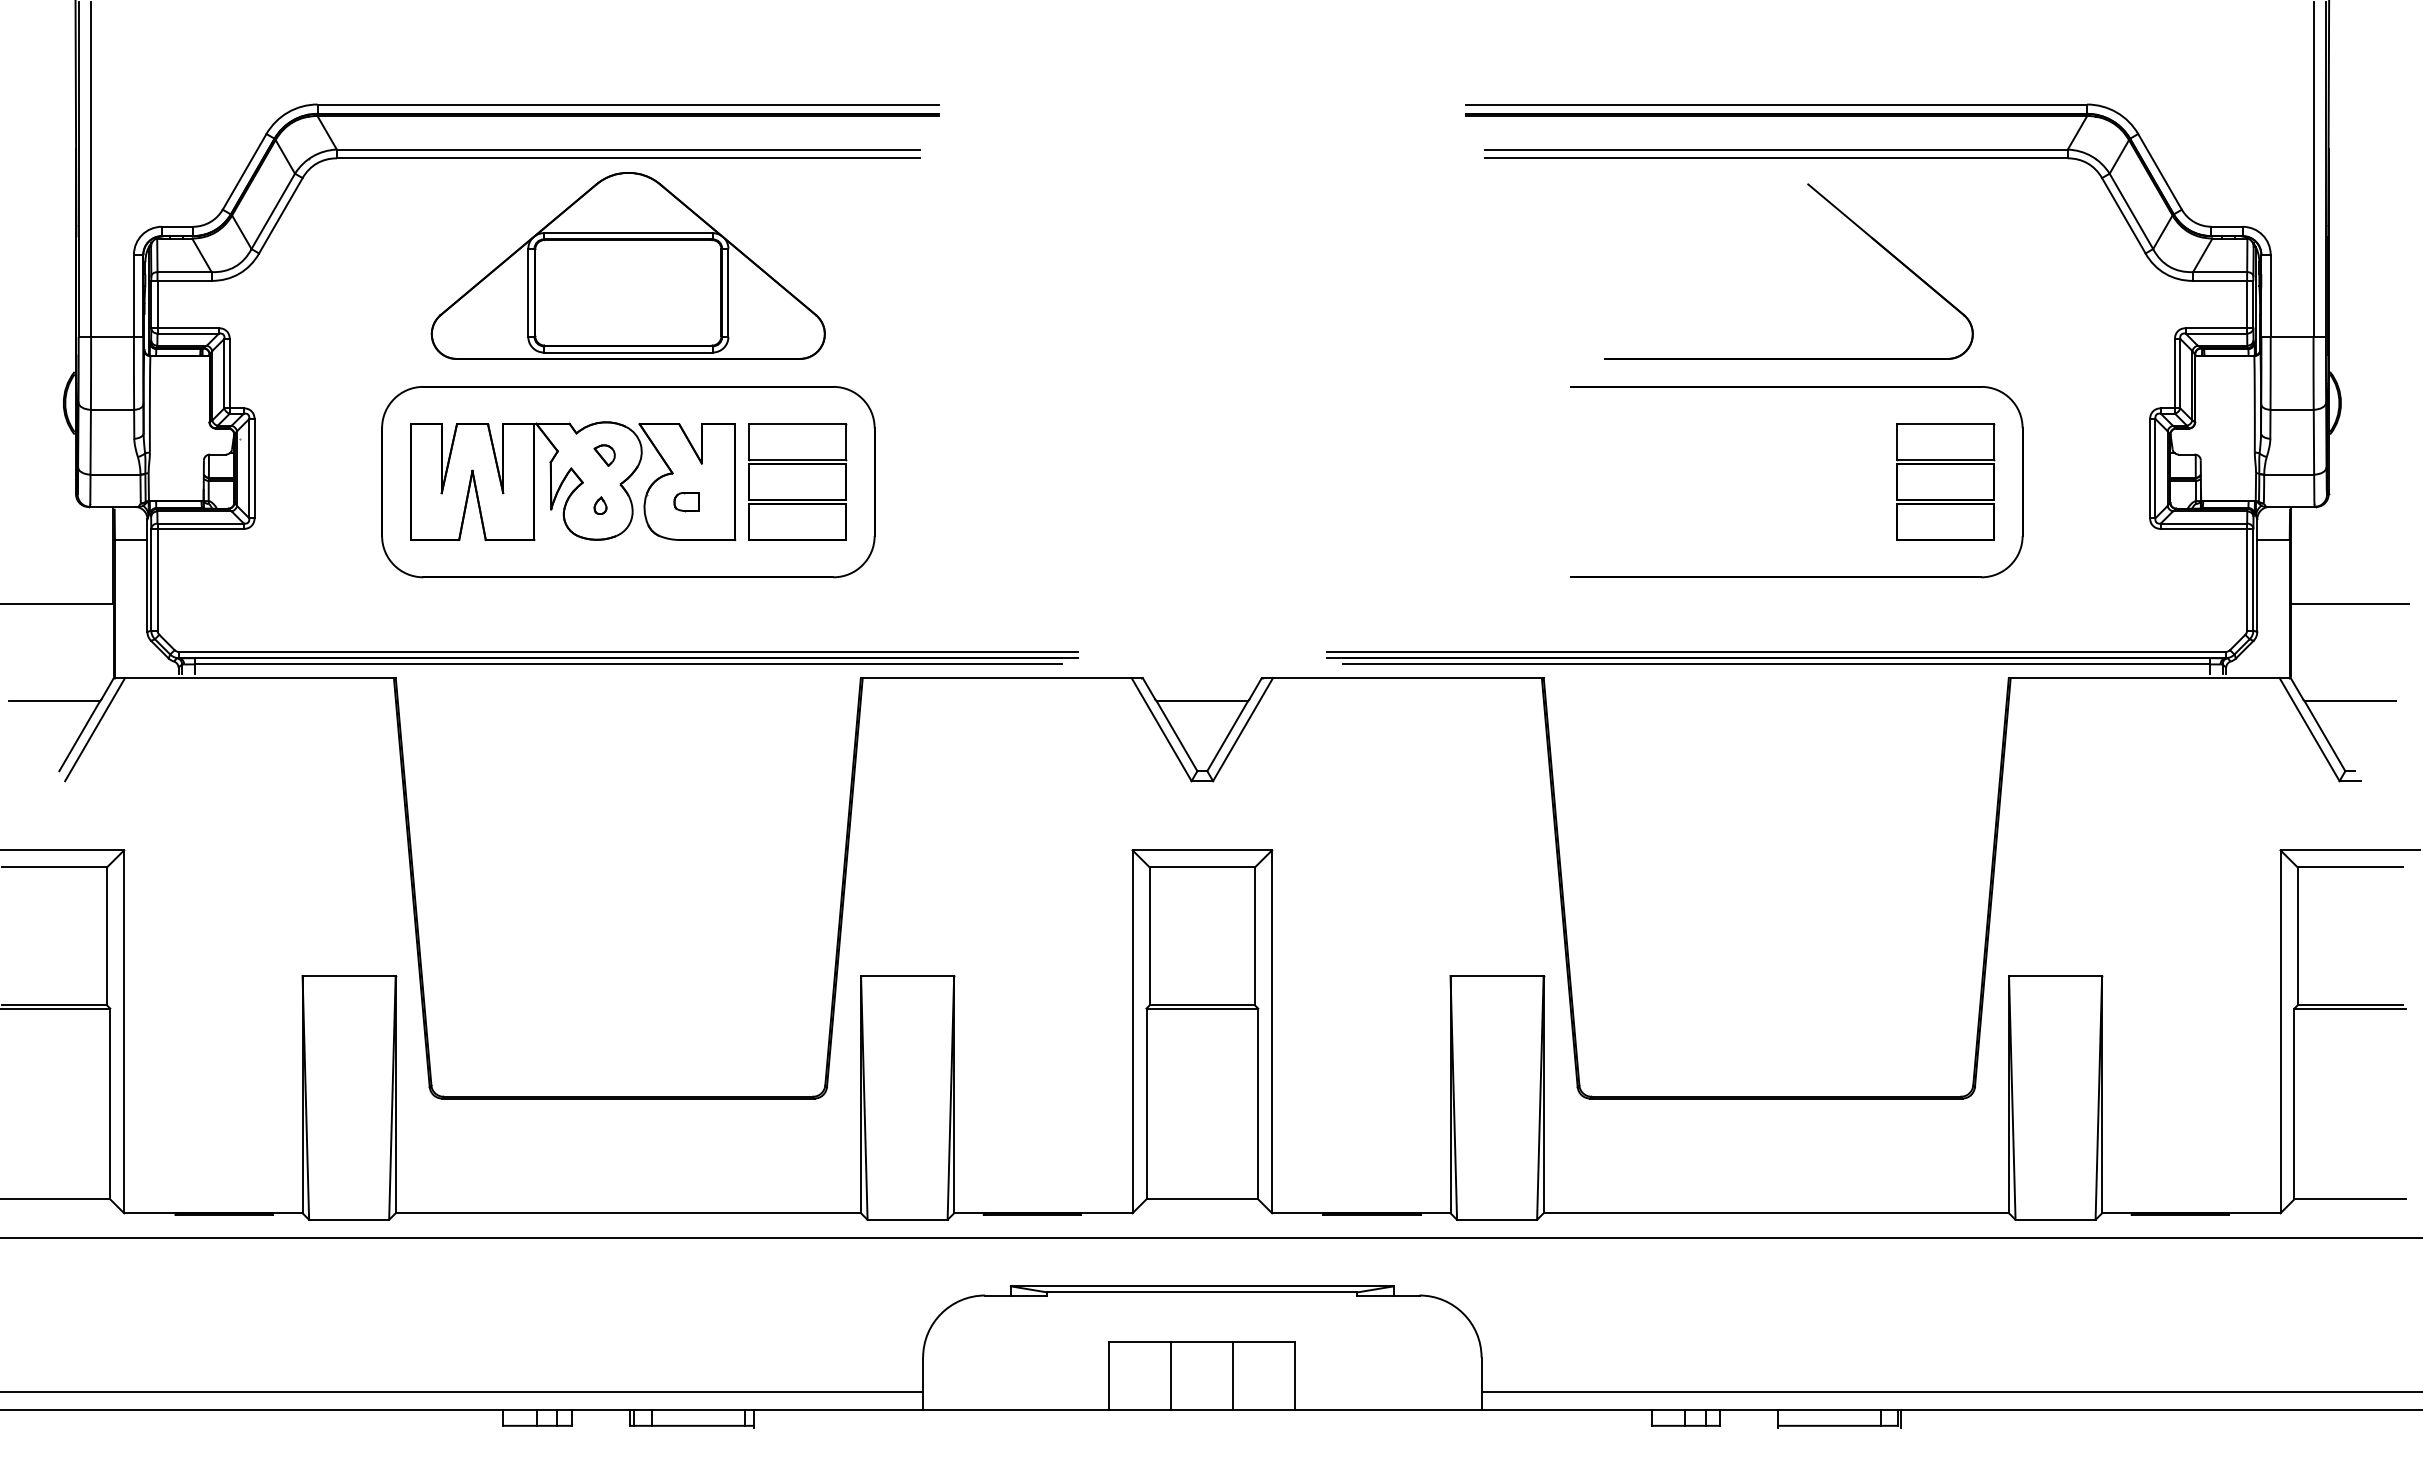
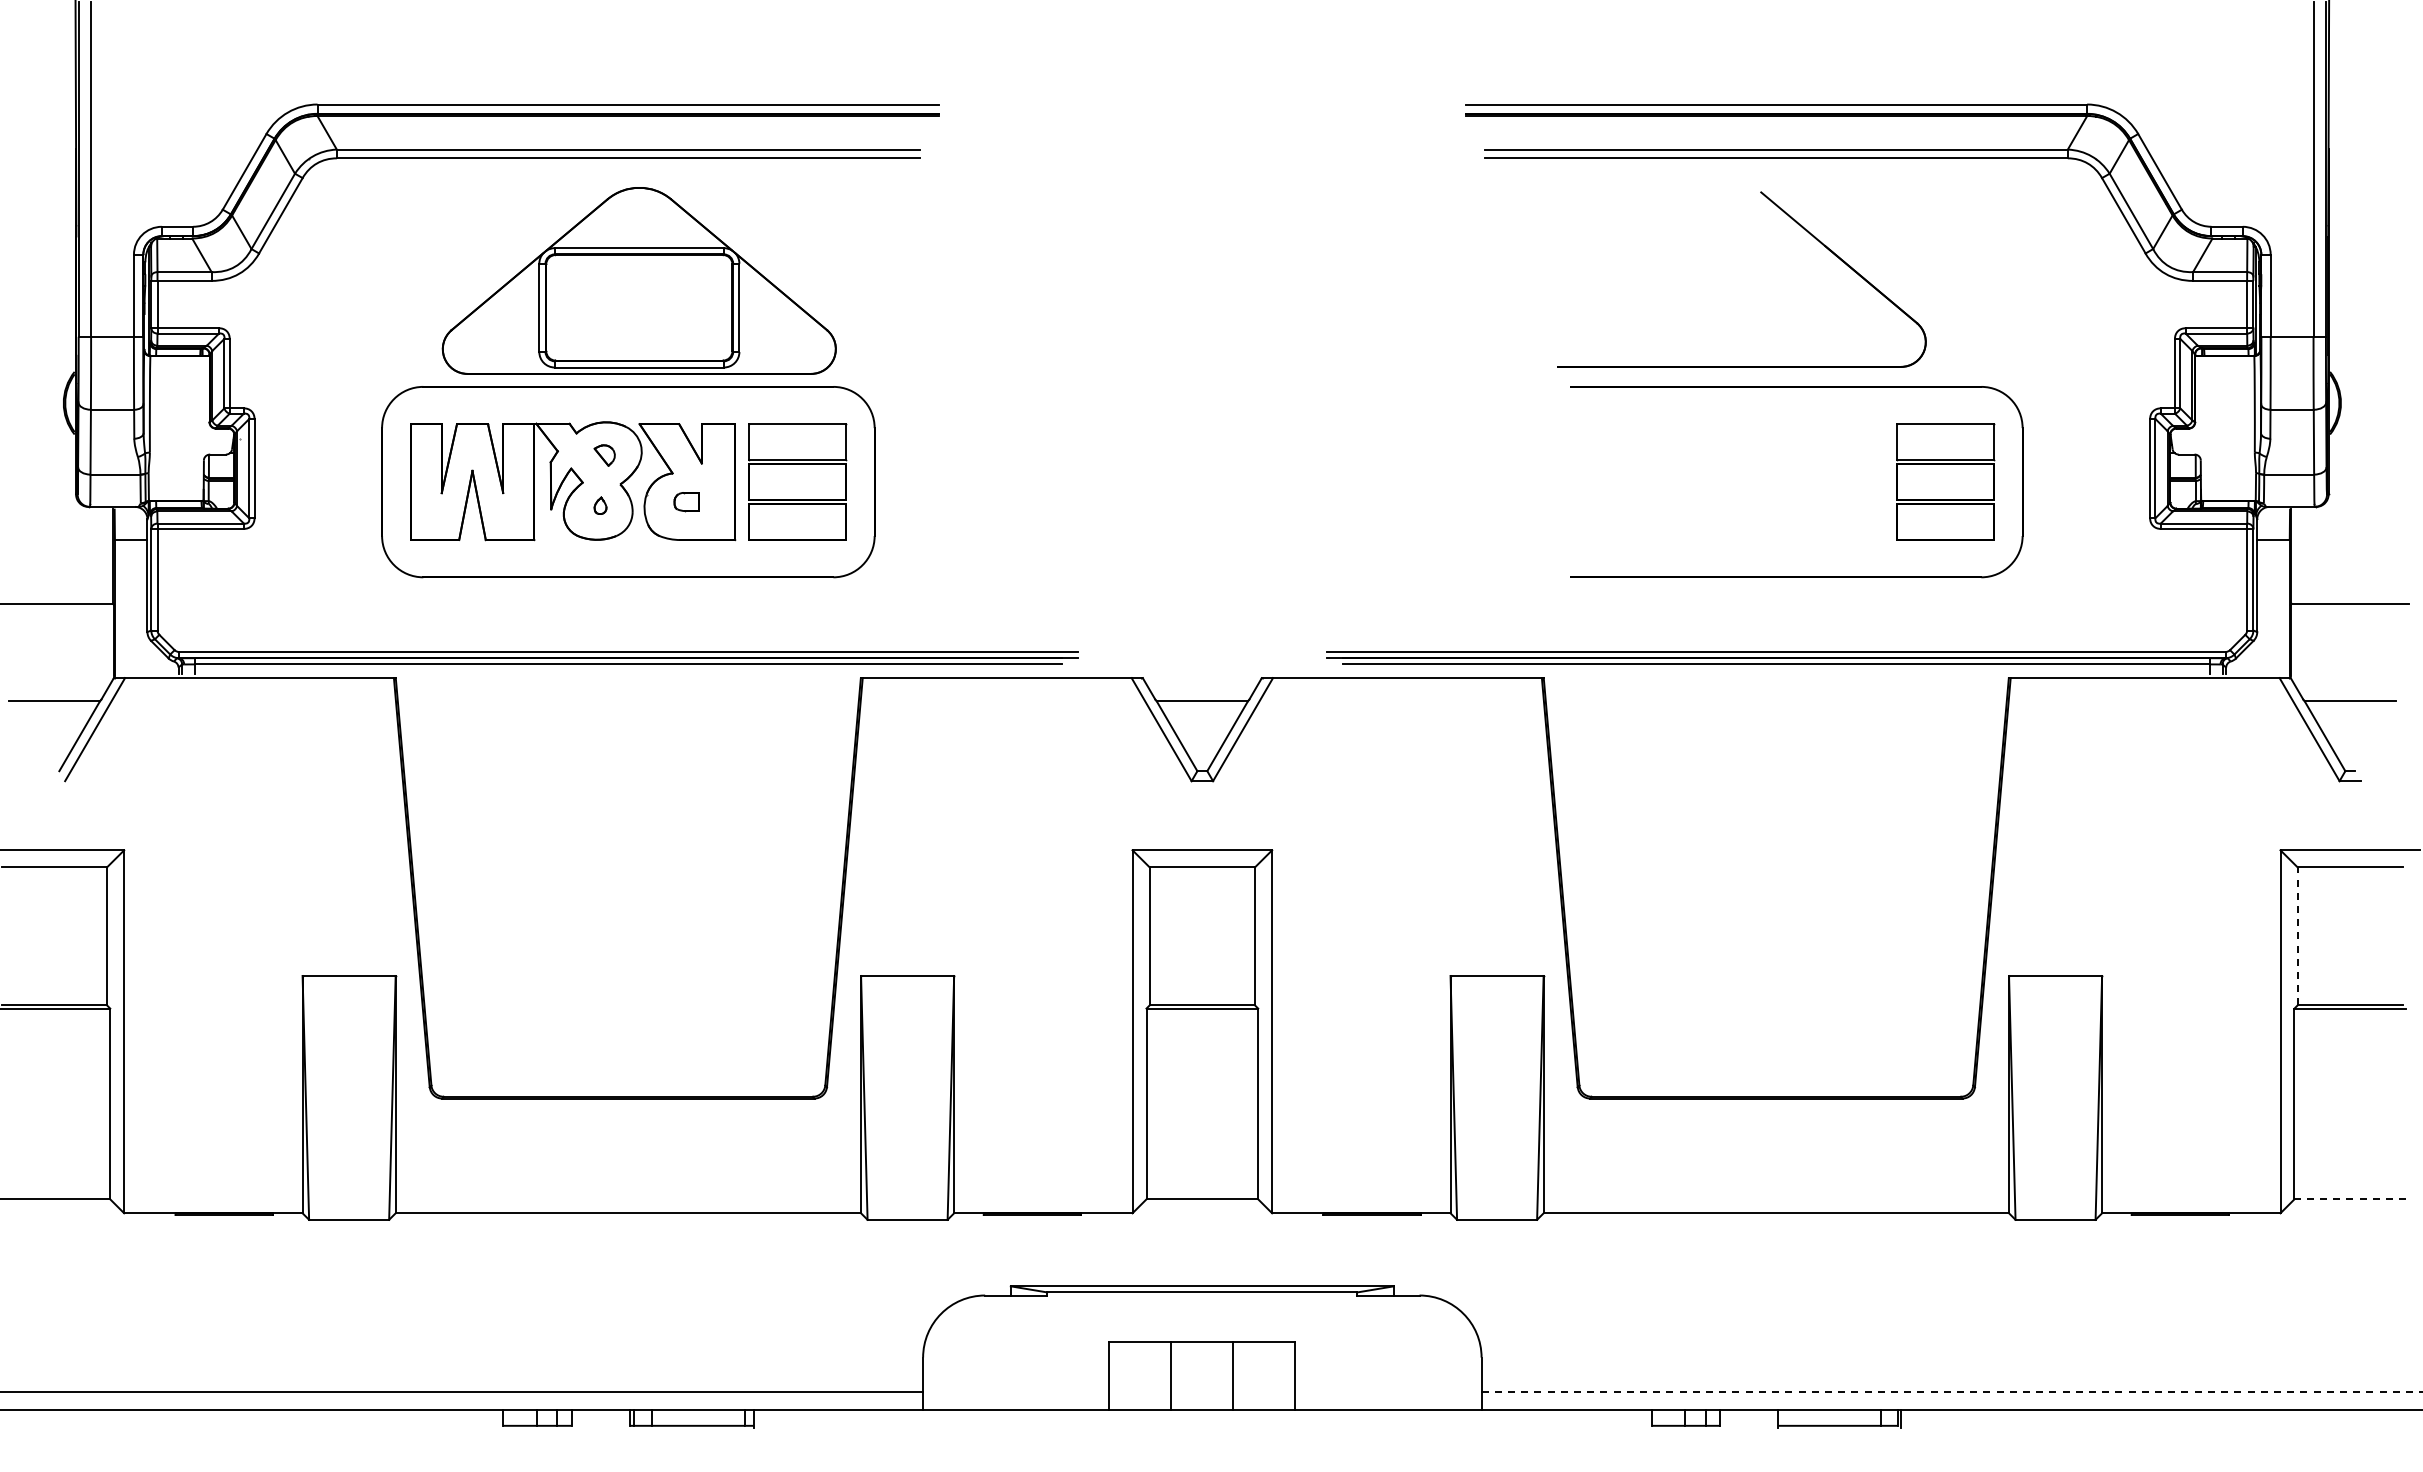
part position: (1838, 211) -> (1791, 219) (1791, 219)
part position: (627, 265) -> (638, 280) (638, 280)
line: solid -> dashed (2297, 935)
line: solid -> dashed (2350, 1199)
line: present -> none (1210, 1237)
line: solid -> dashed (1952, 1391)
